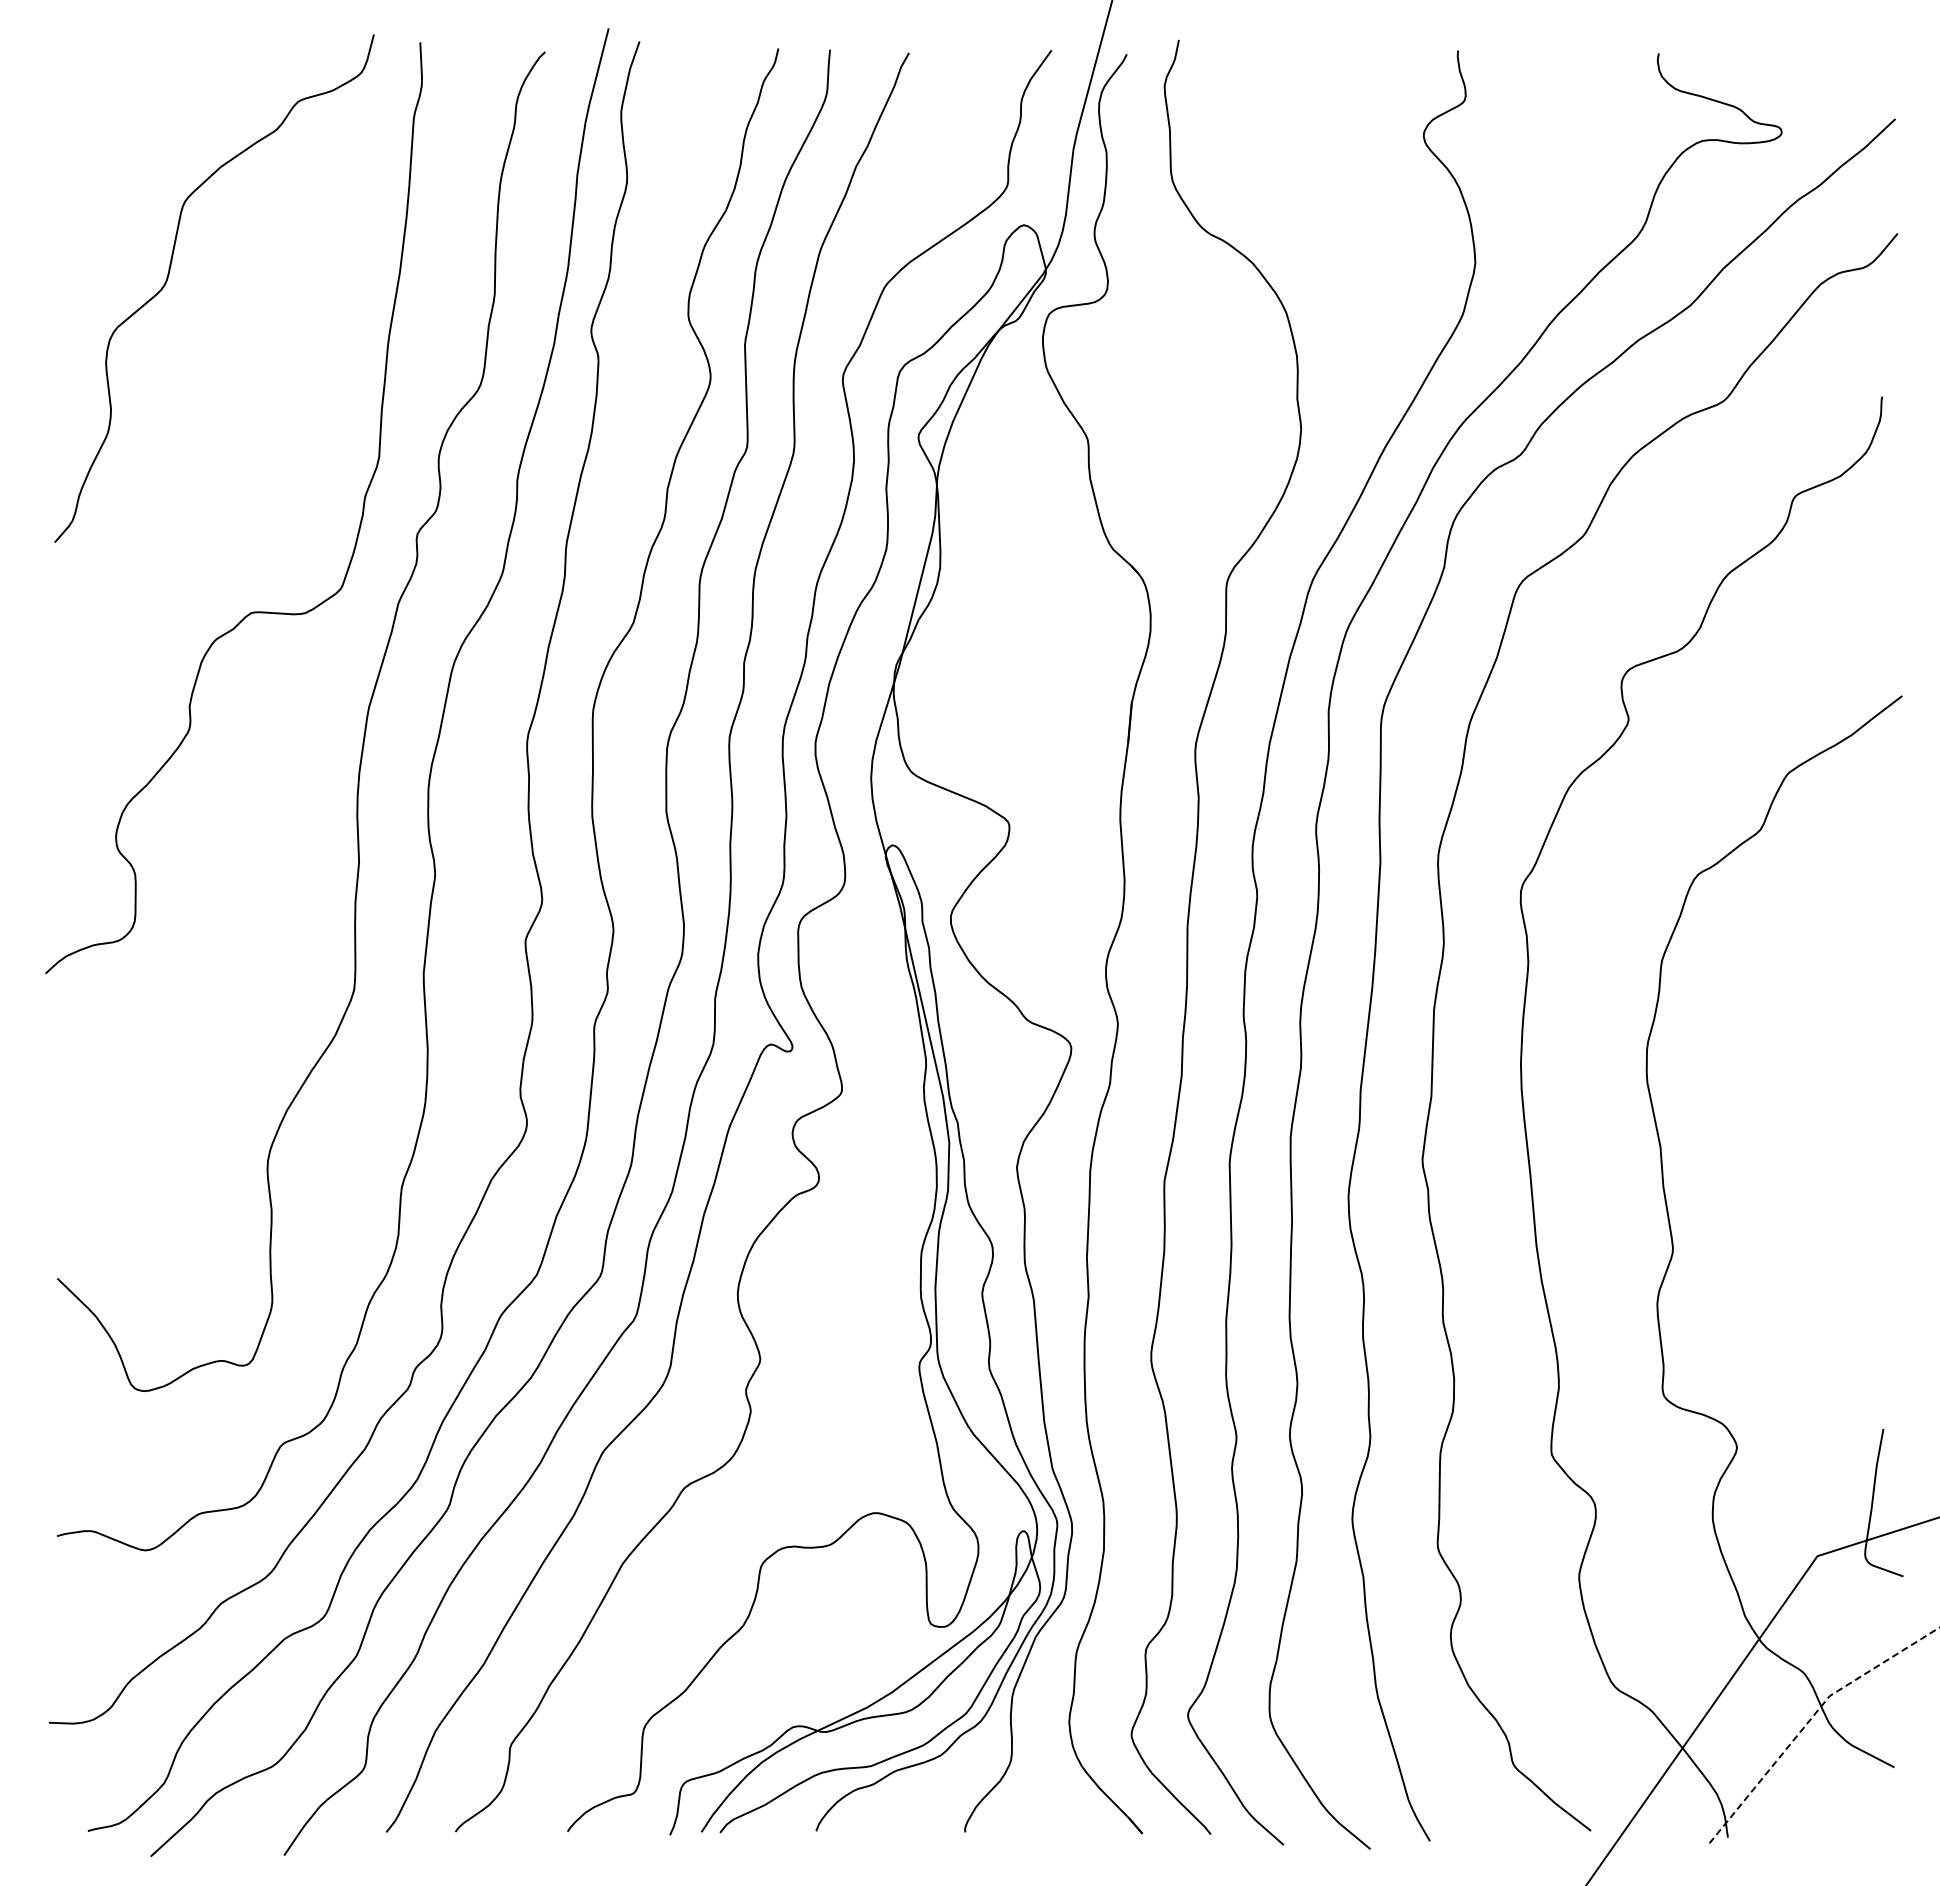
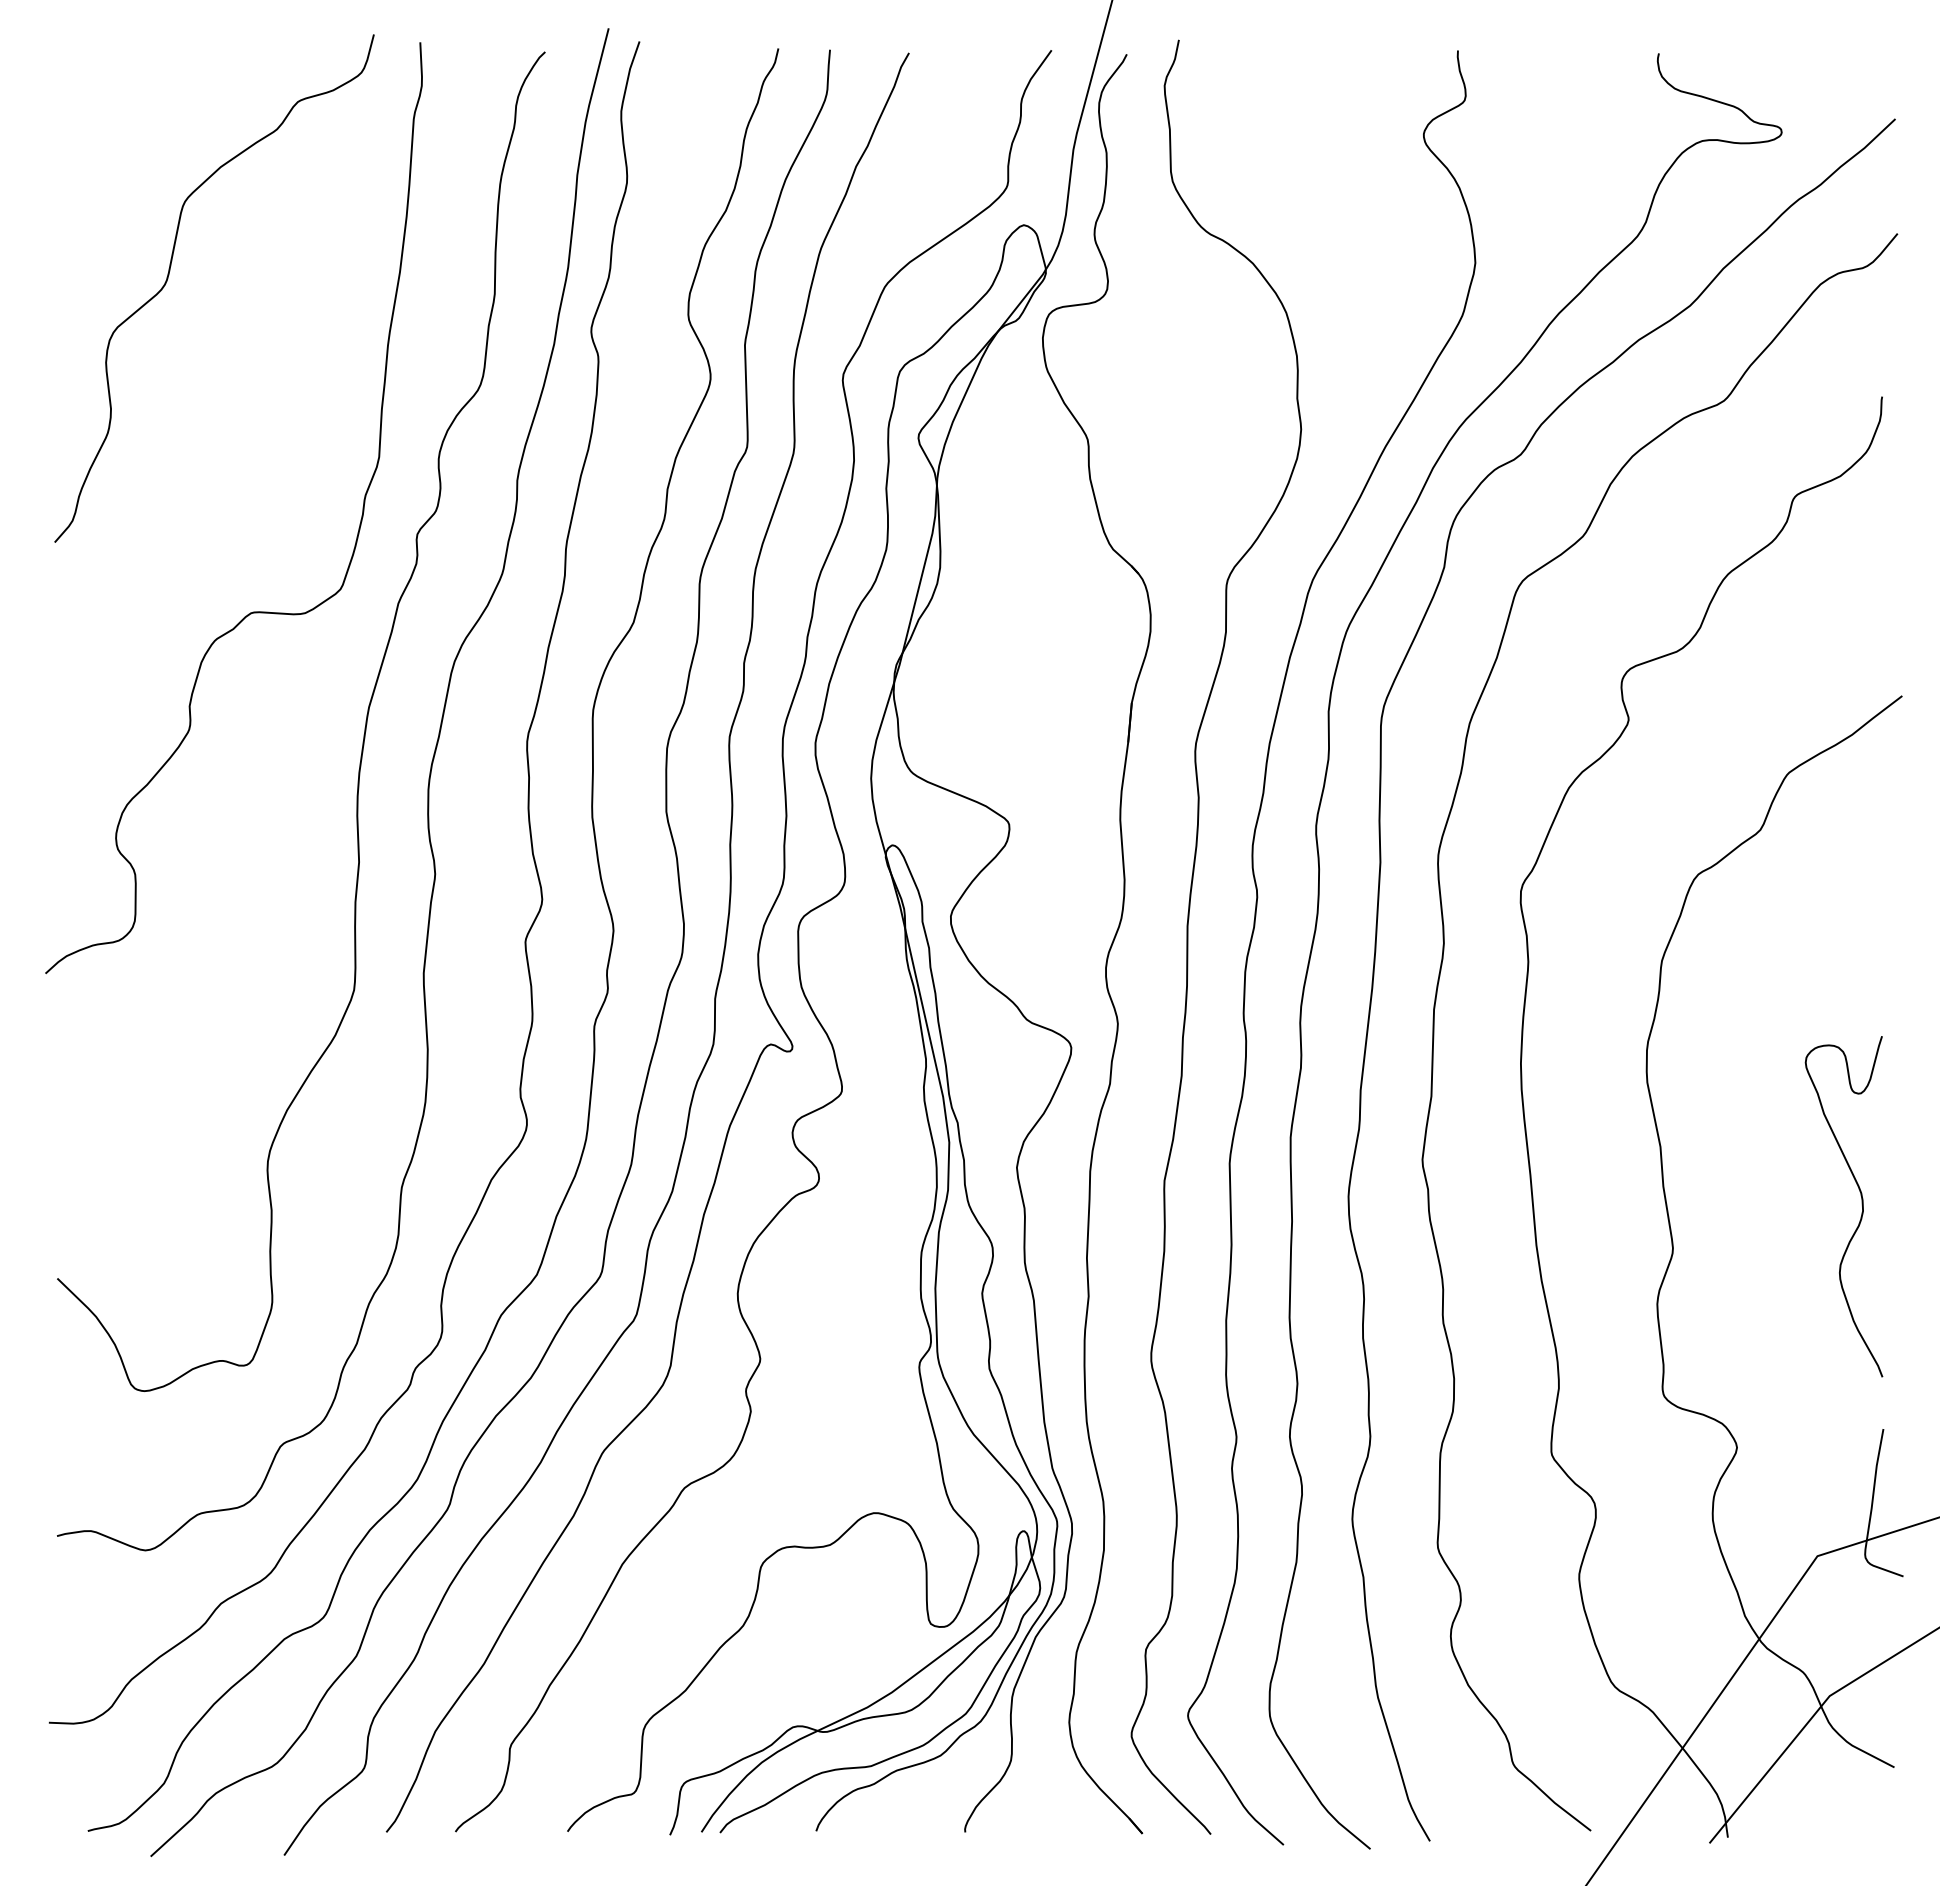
curve: none -> present (1861, 1205)
line: dashed -> solid (1810, 1719)
